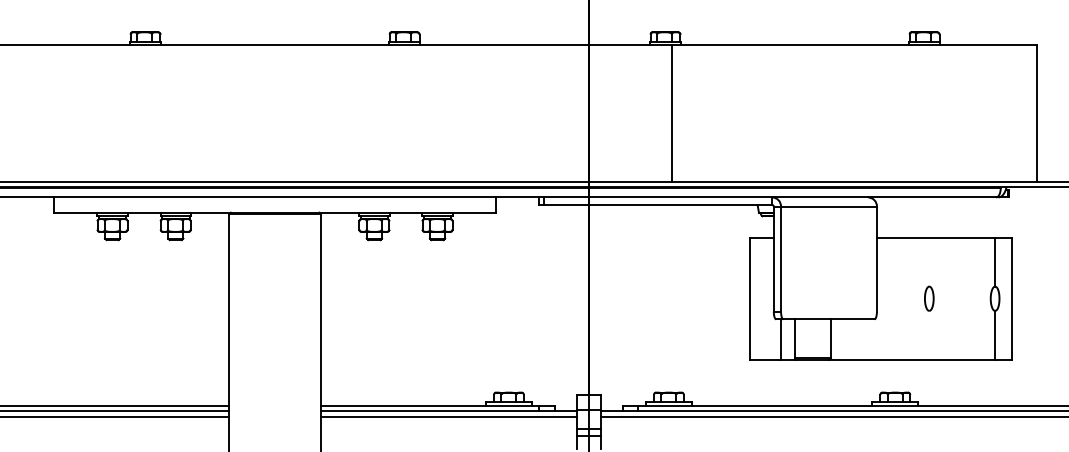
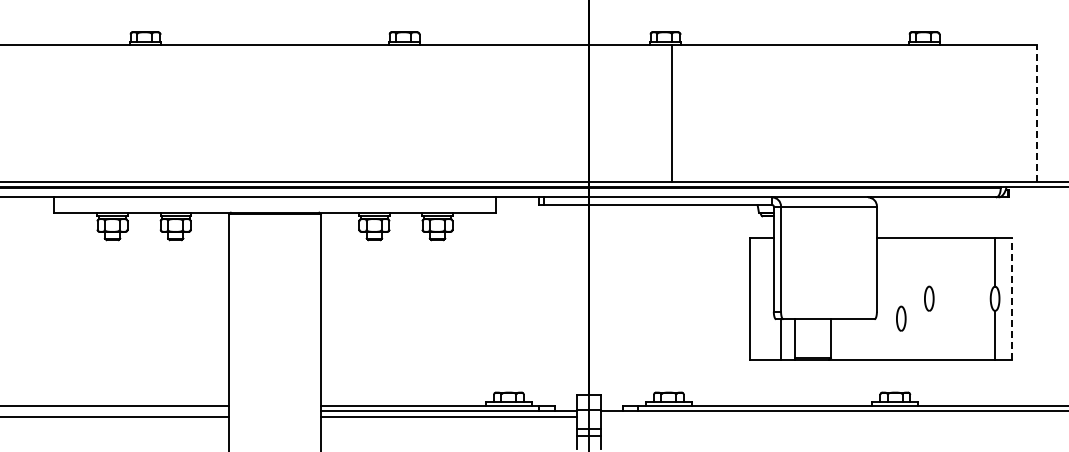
line: solid -> dashed (1036, 113)
line: solid -> dashed (1012, 298)
part: none -> present (901, 318)
line: present -> none (115, 410)
line: present -> none (833, 416)
